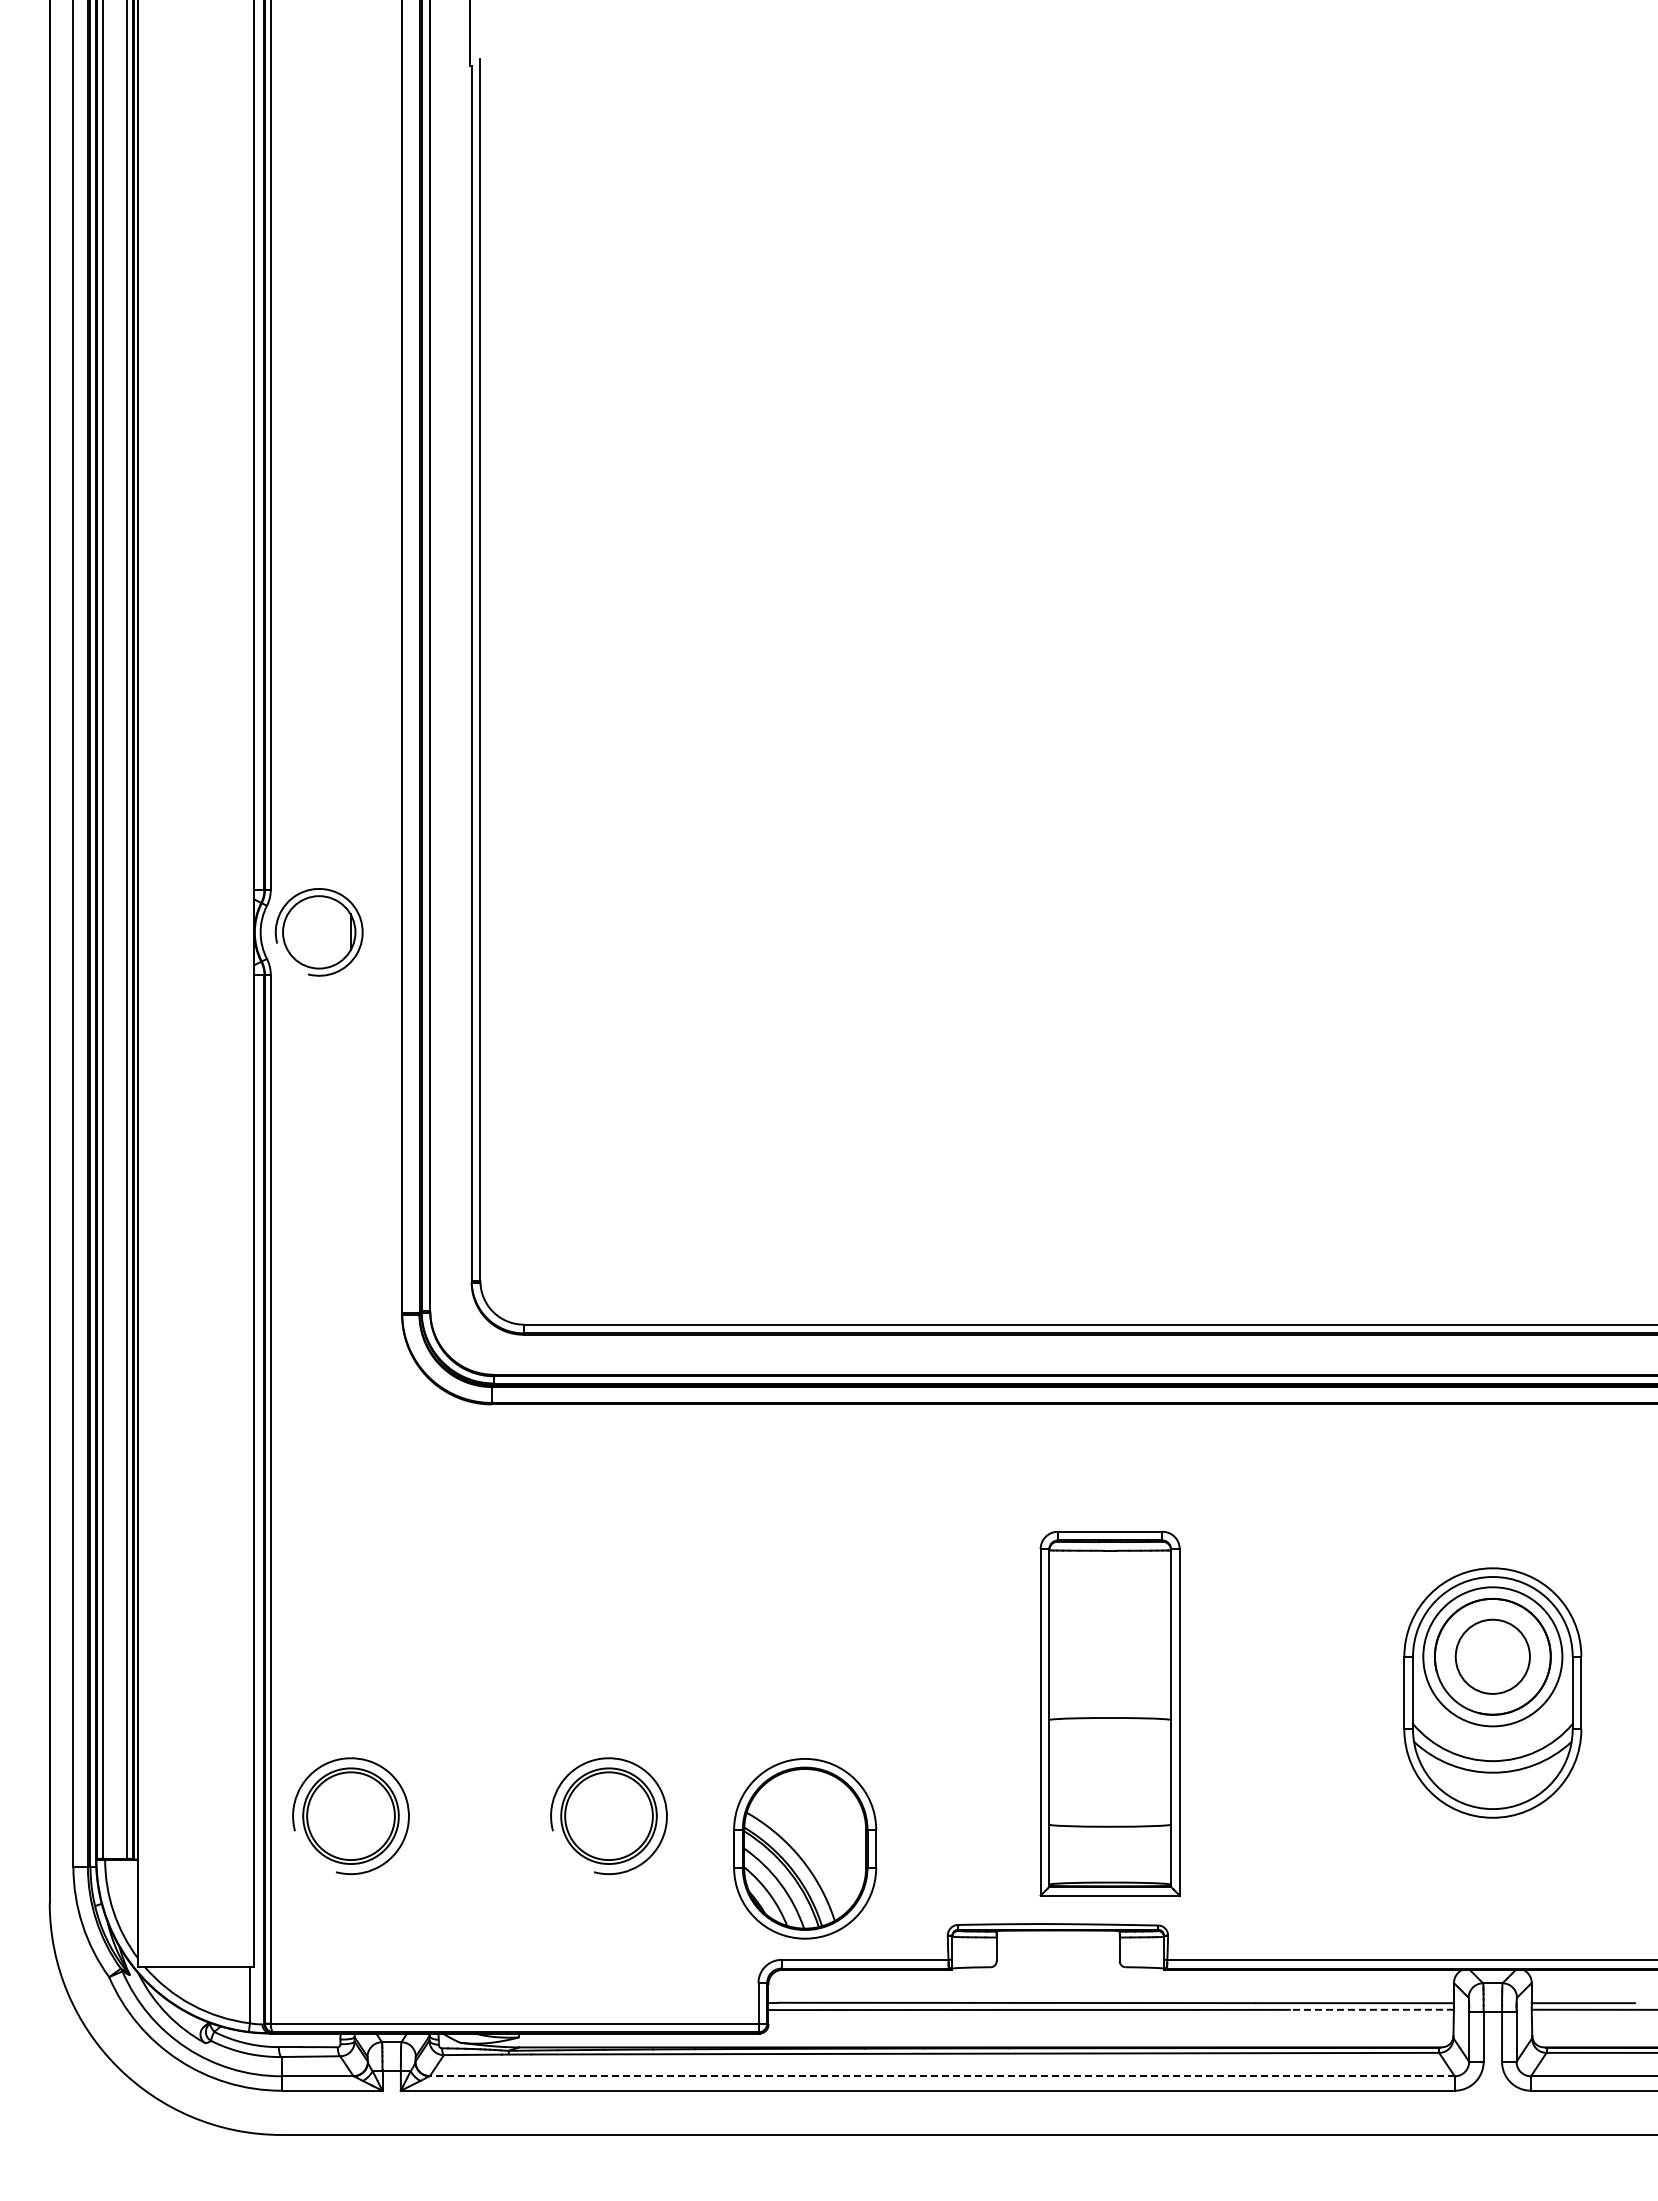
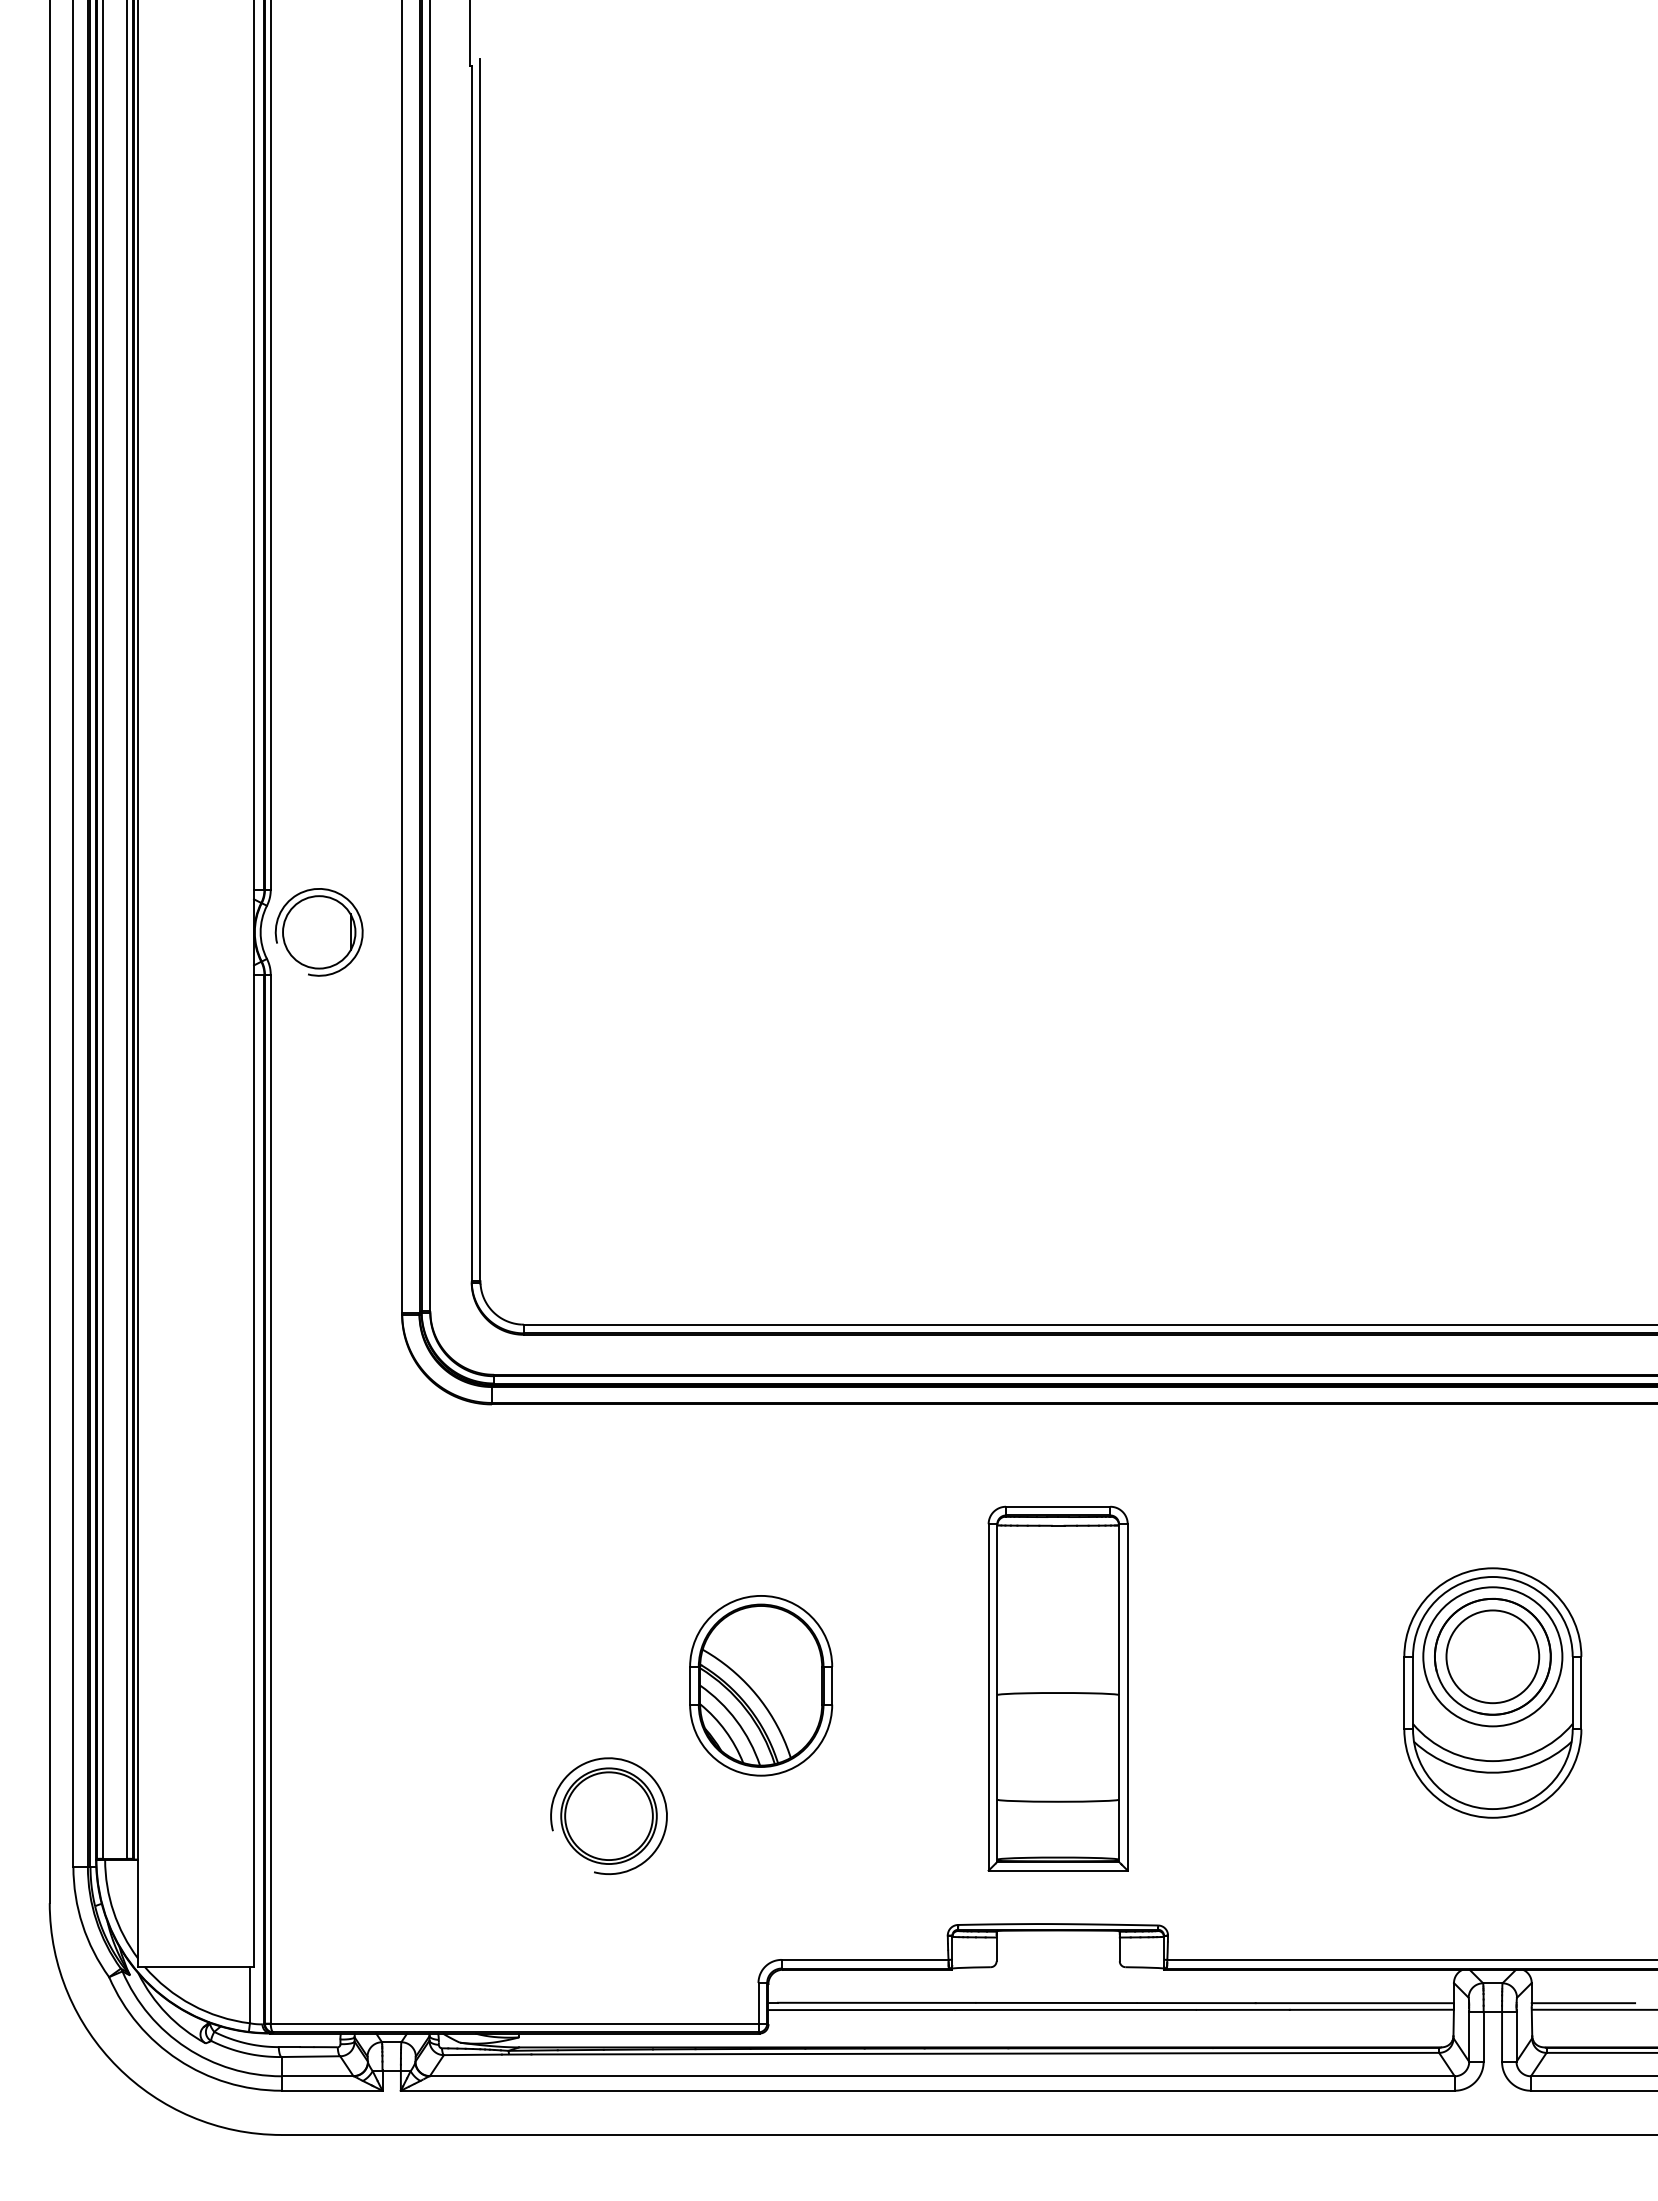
circle diameter: 74 px -> 93 px (1492, 1656)
part position: (1109, 1713) -> (1057, 1688) (1057, 1688)
part: present -> none (350, 1815)
part position: (805, 1848) -> (761, 1685) (761, 1685)
line: dashed -> solid (1371, 2009)
line: dashed -> solid (942, 2076)
